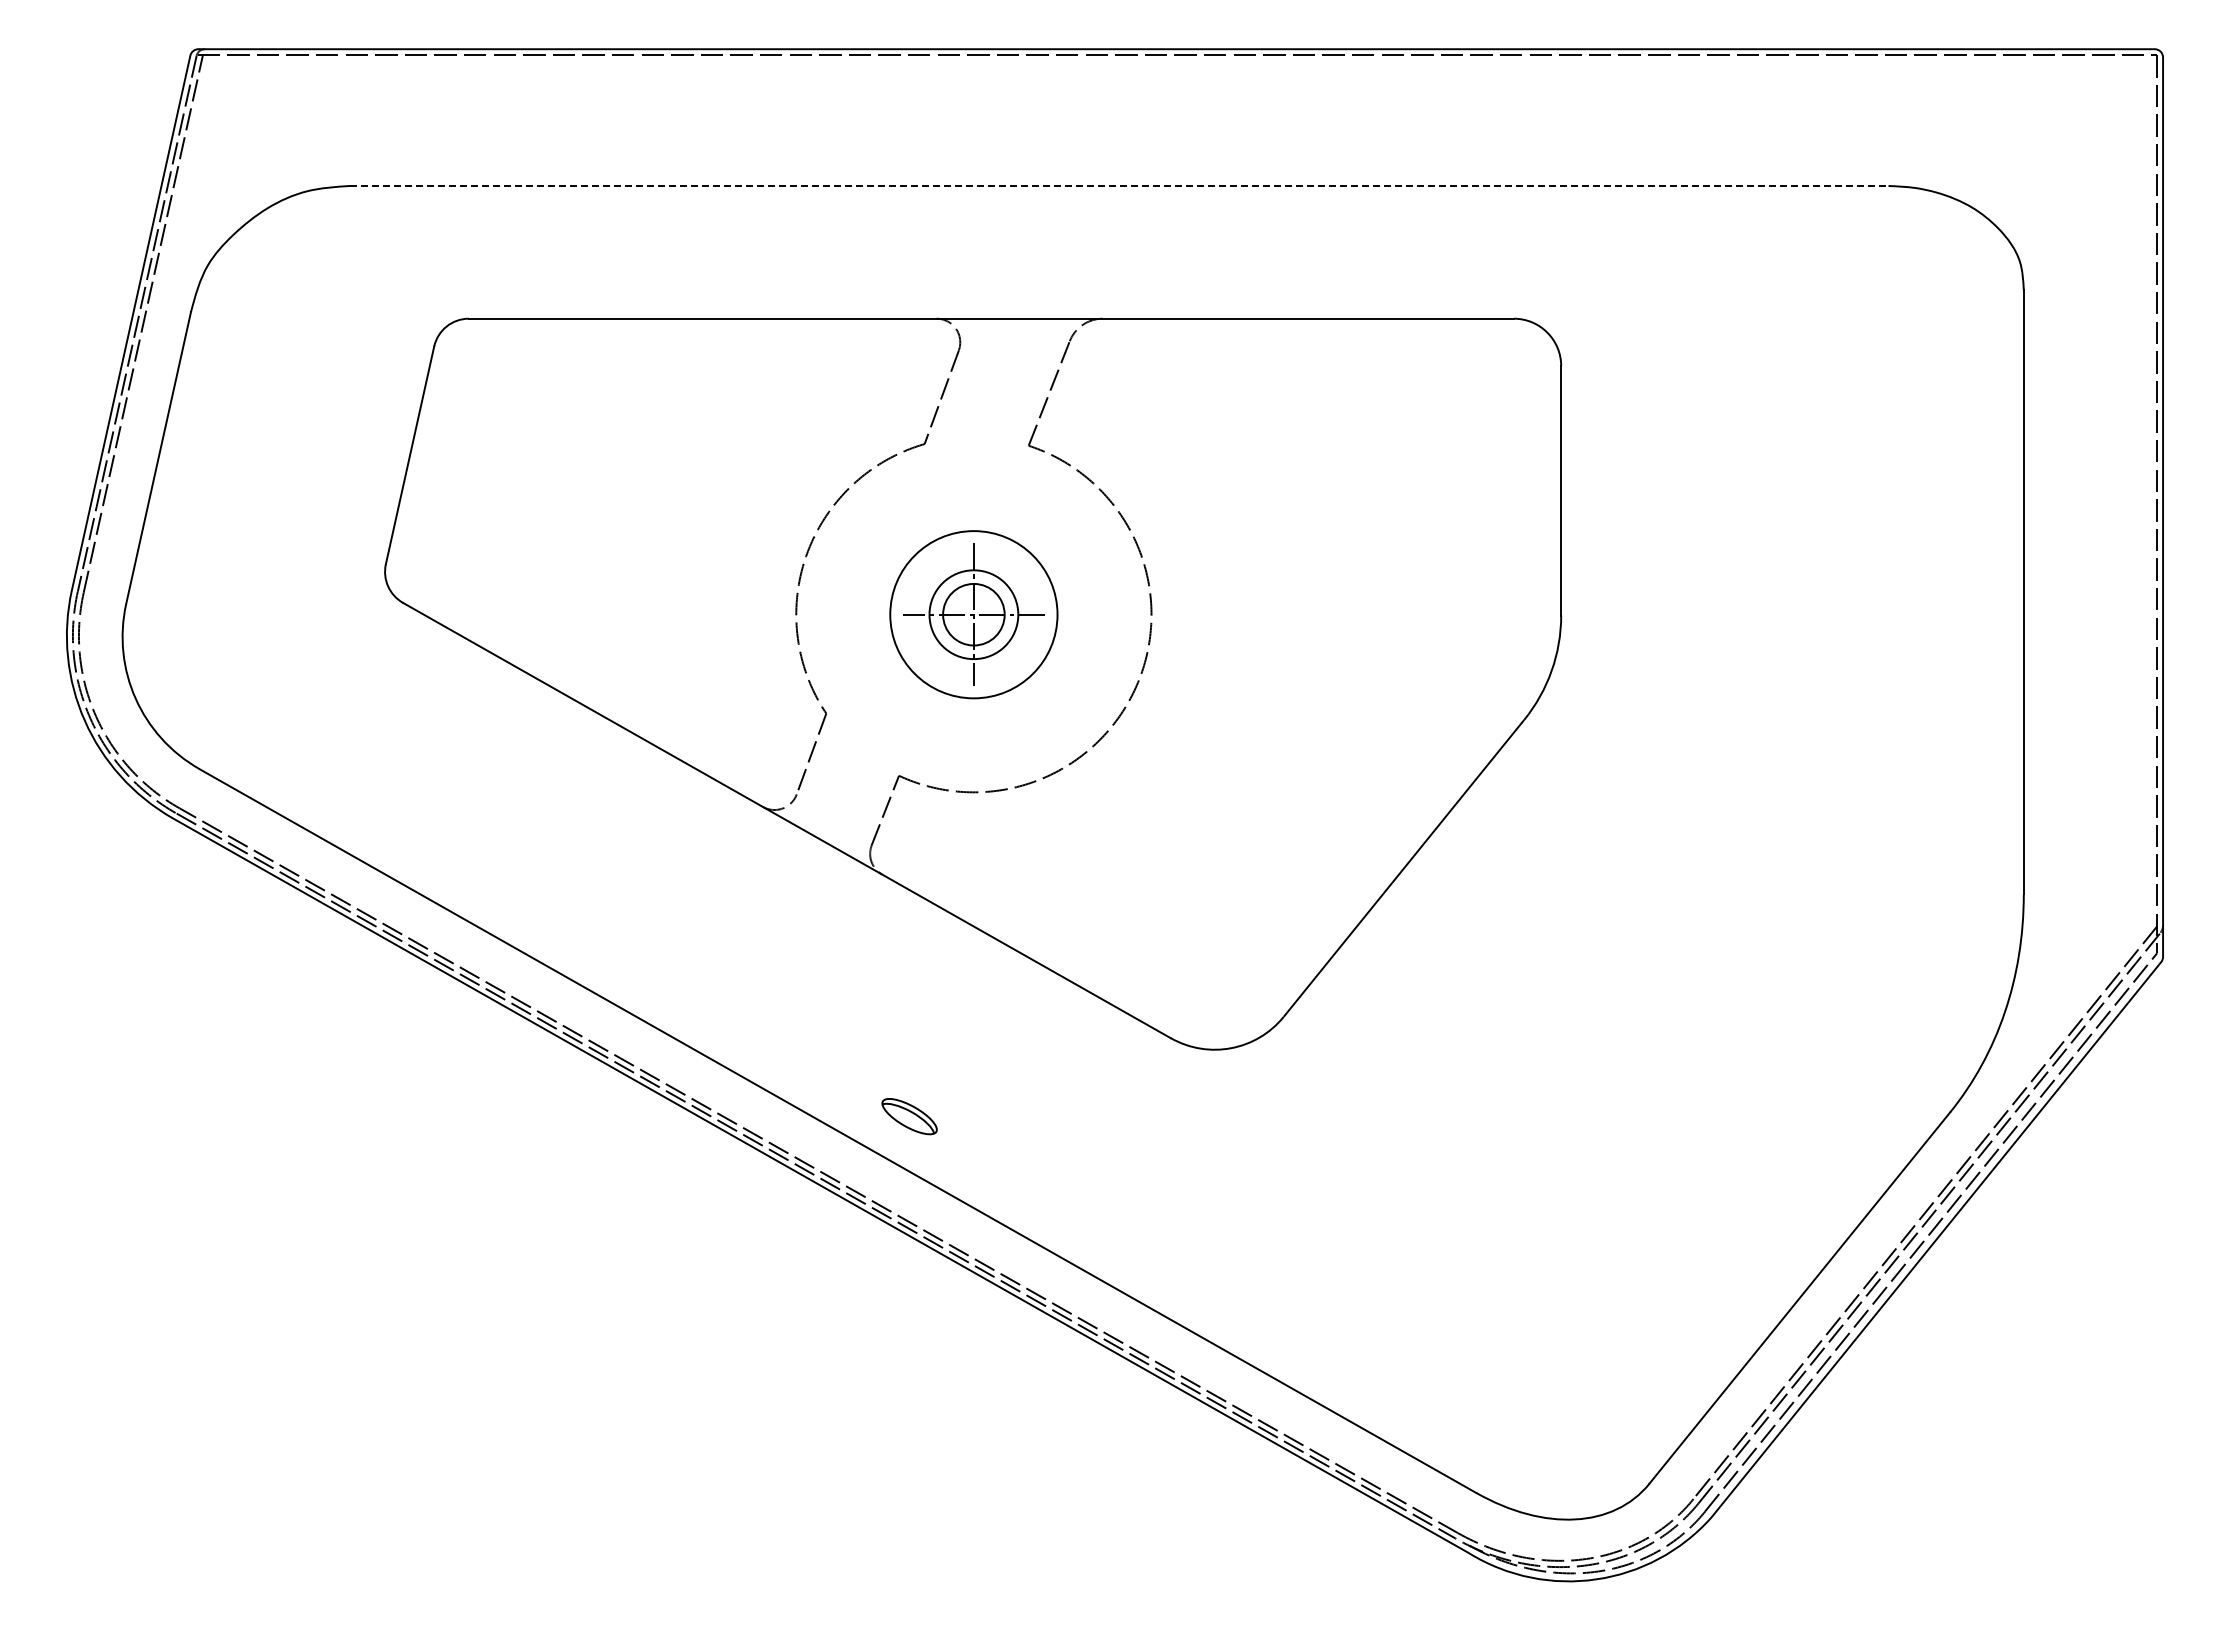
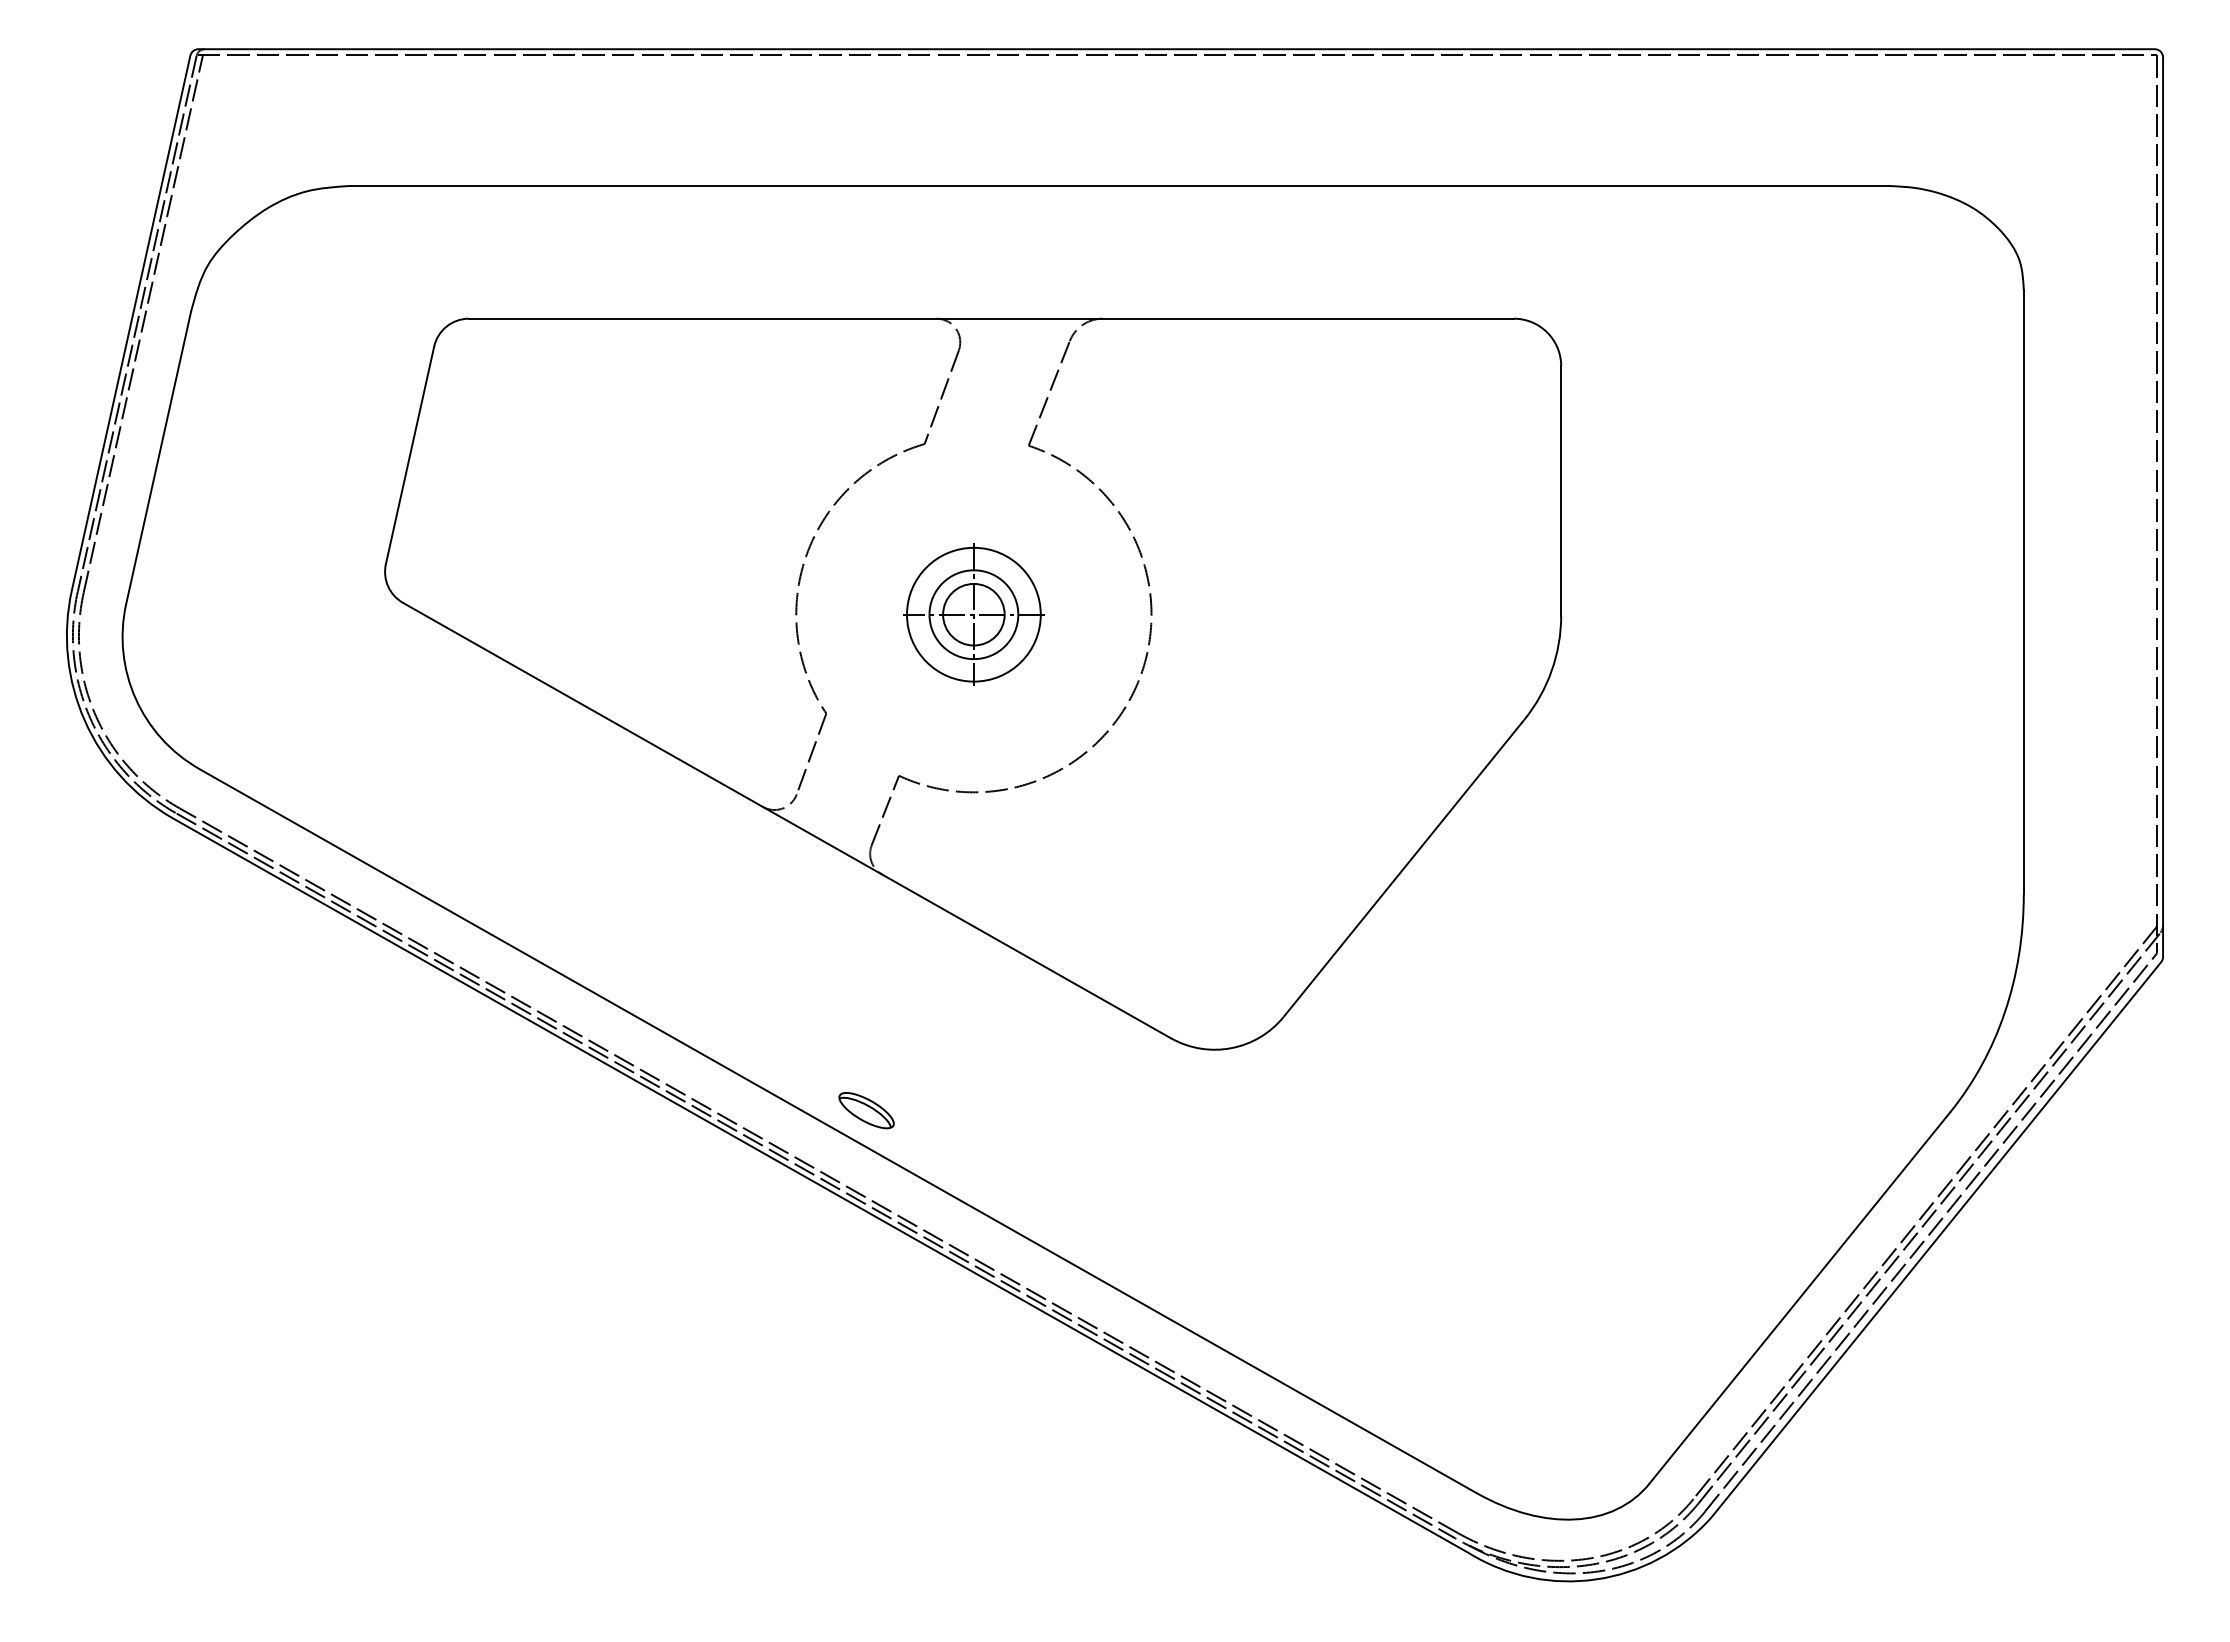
line: dashed -> solid (1119, 185)
circle diameter: 167 px -> 134 px (973, 614)
part position: (909, 1116) -> (866, 1110) (866, 1110)
